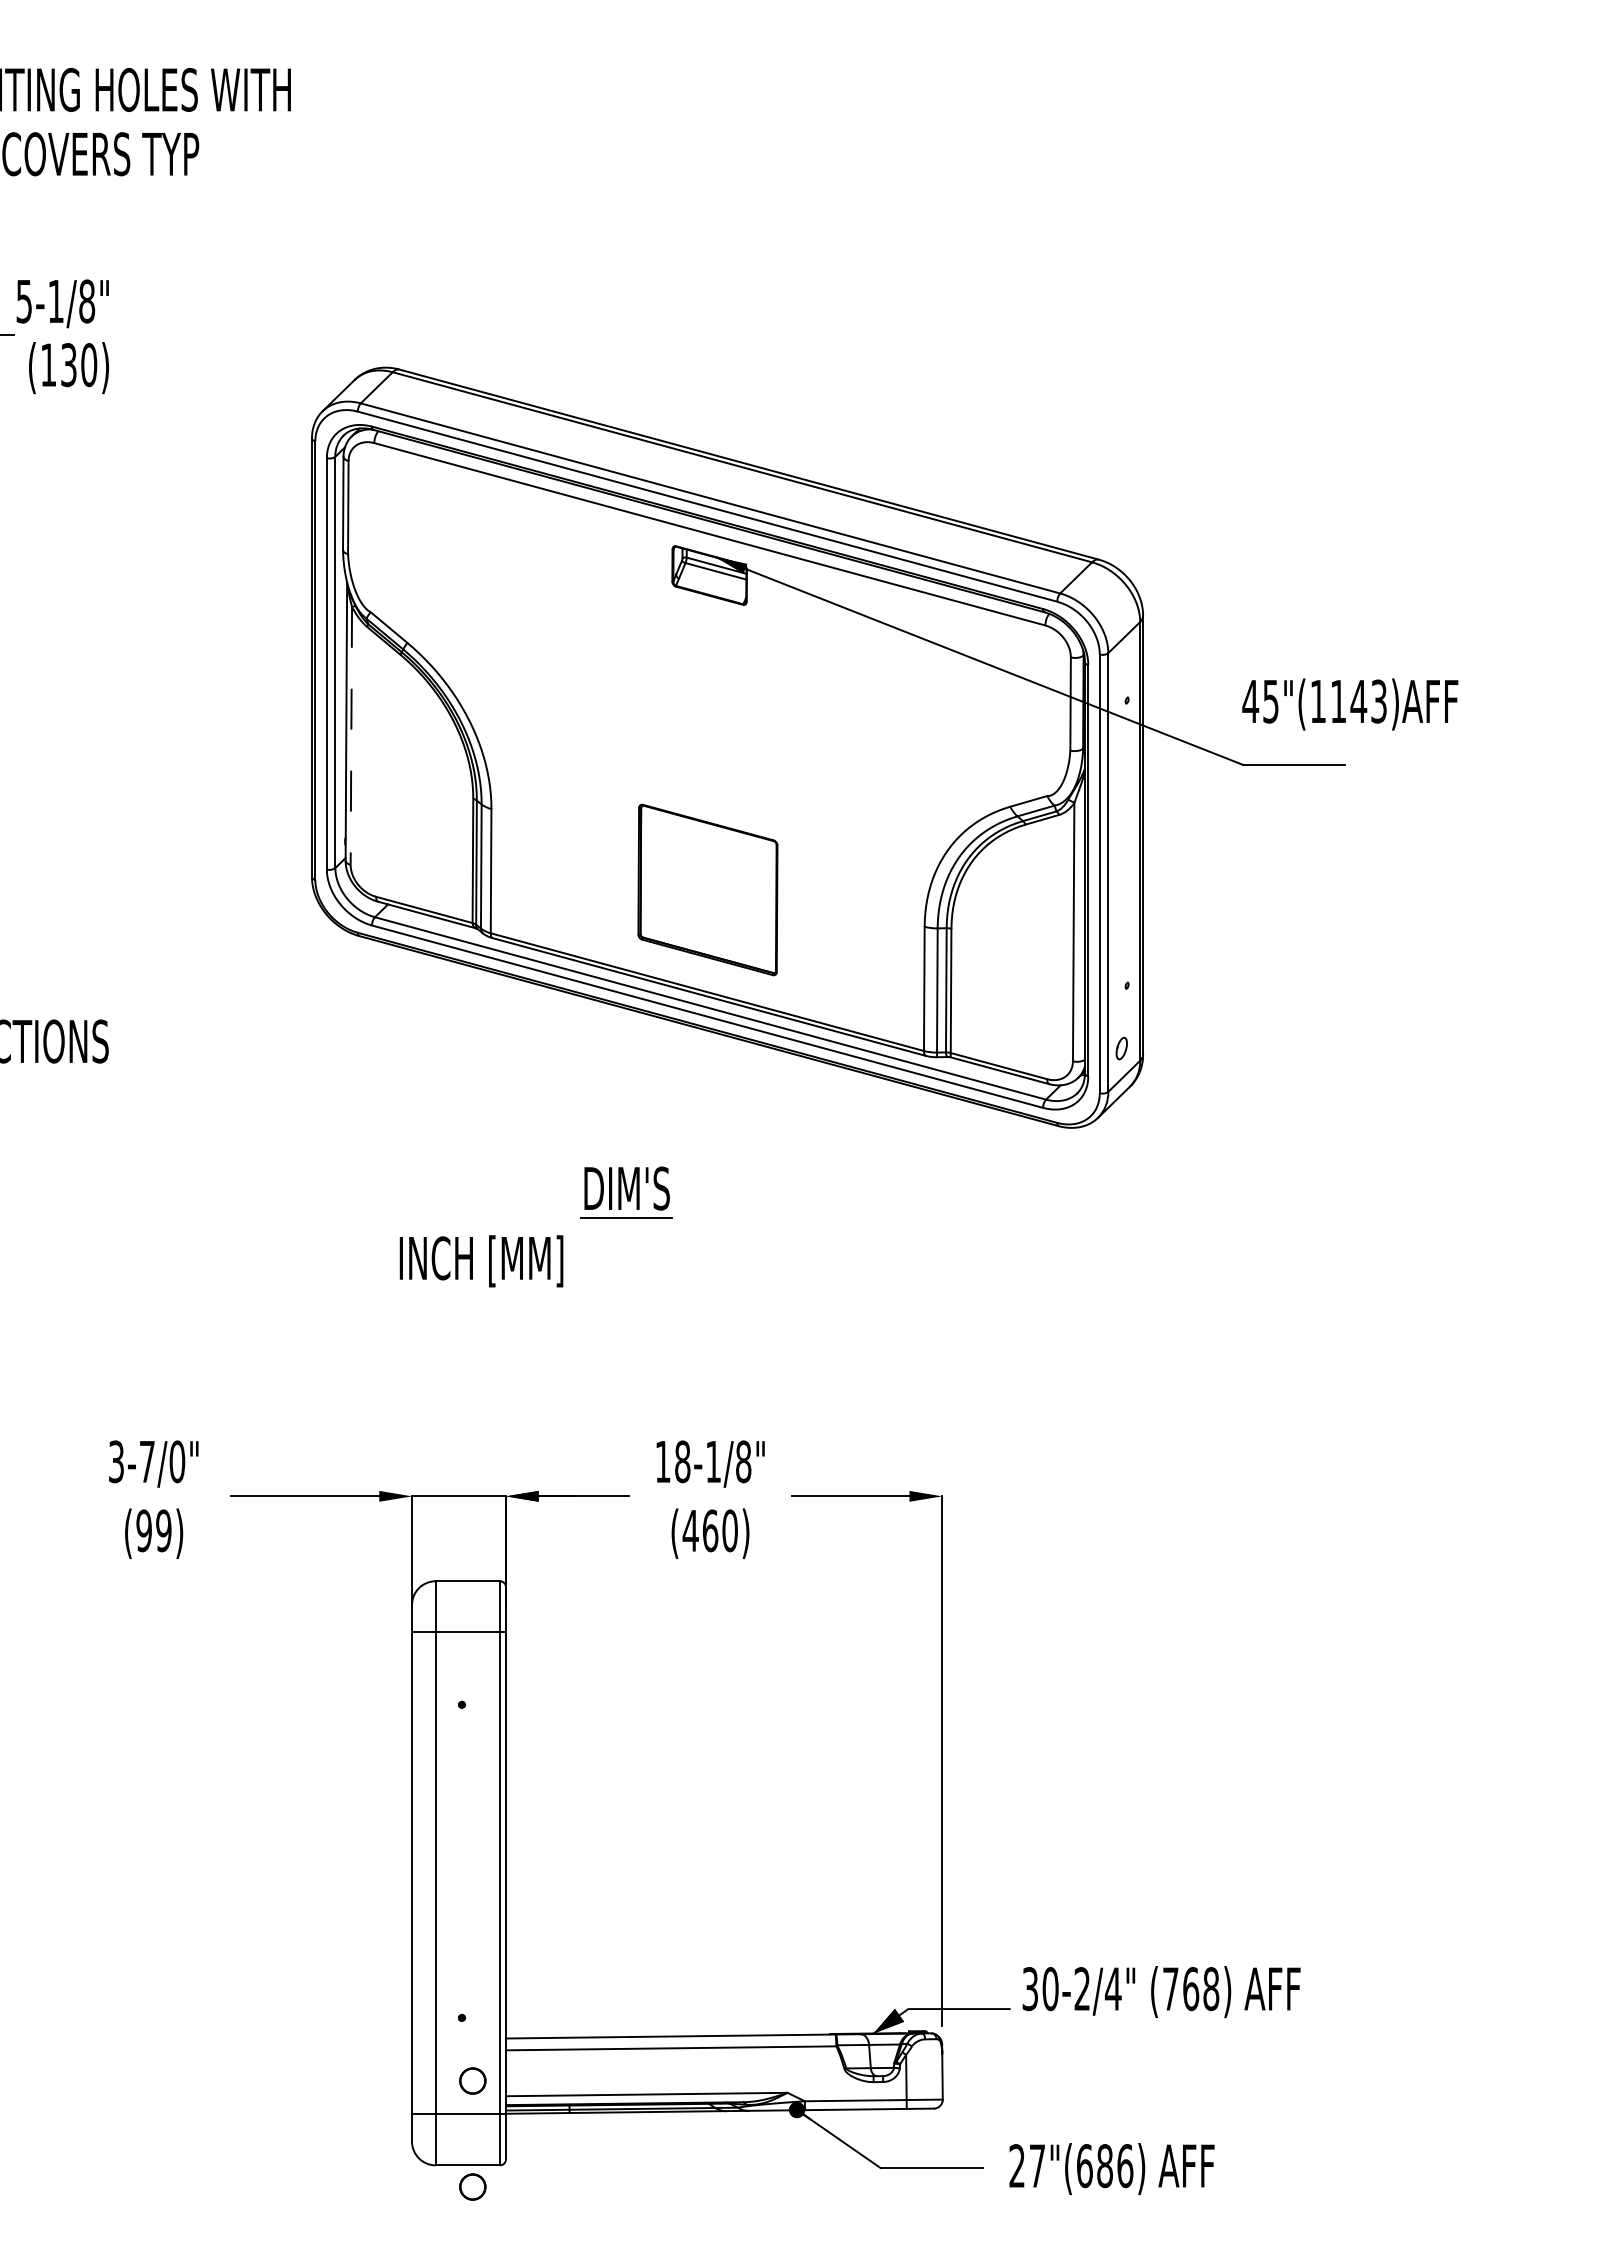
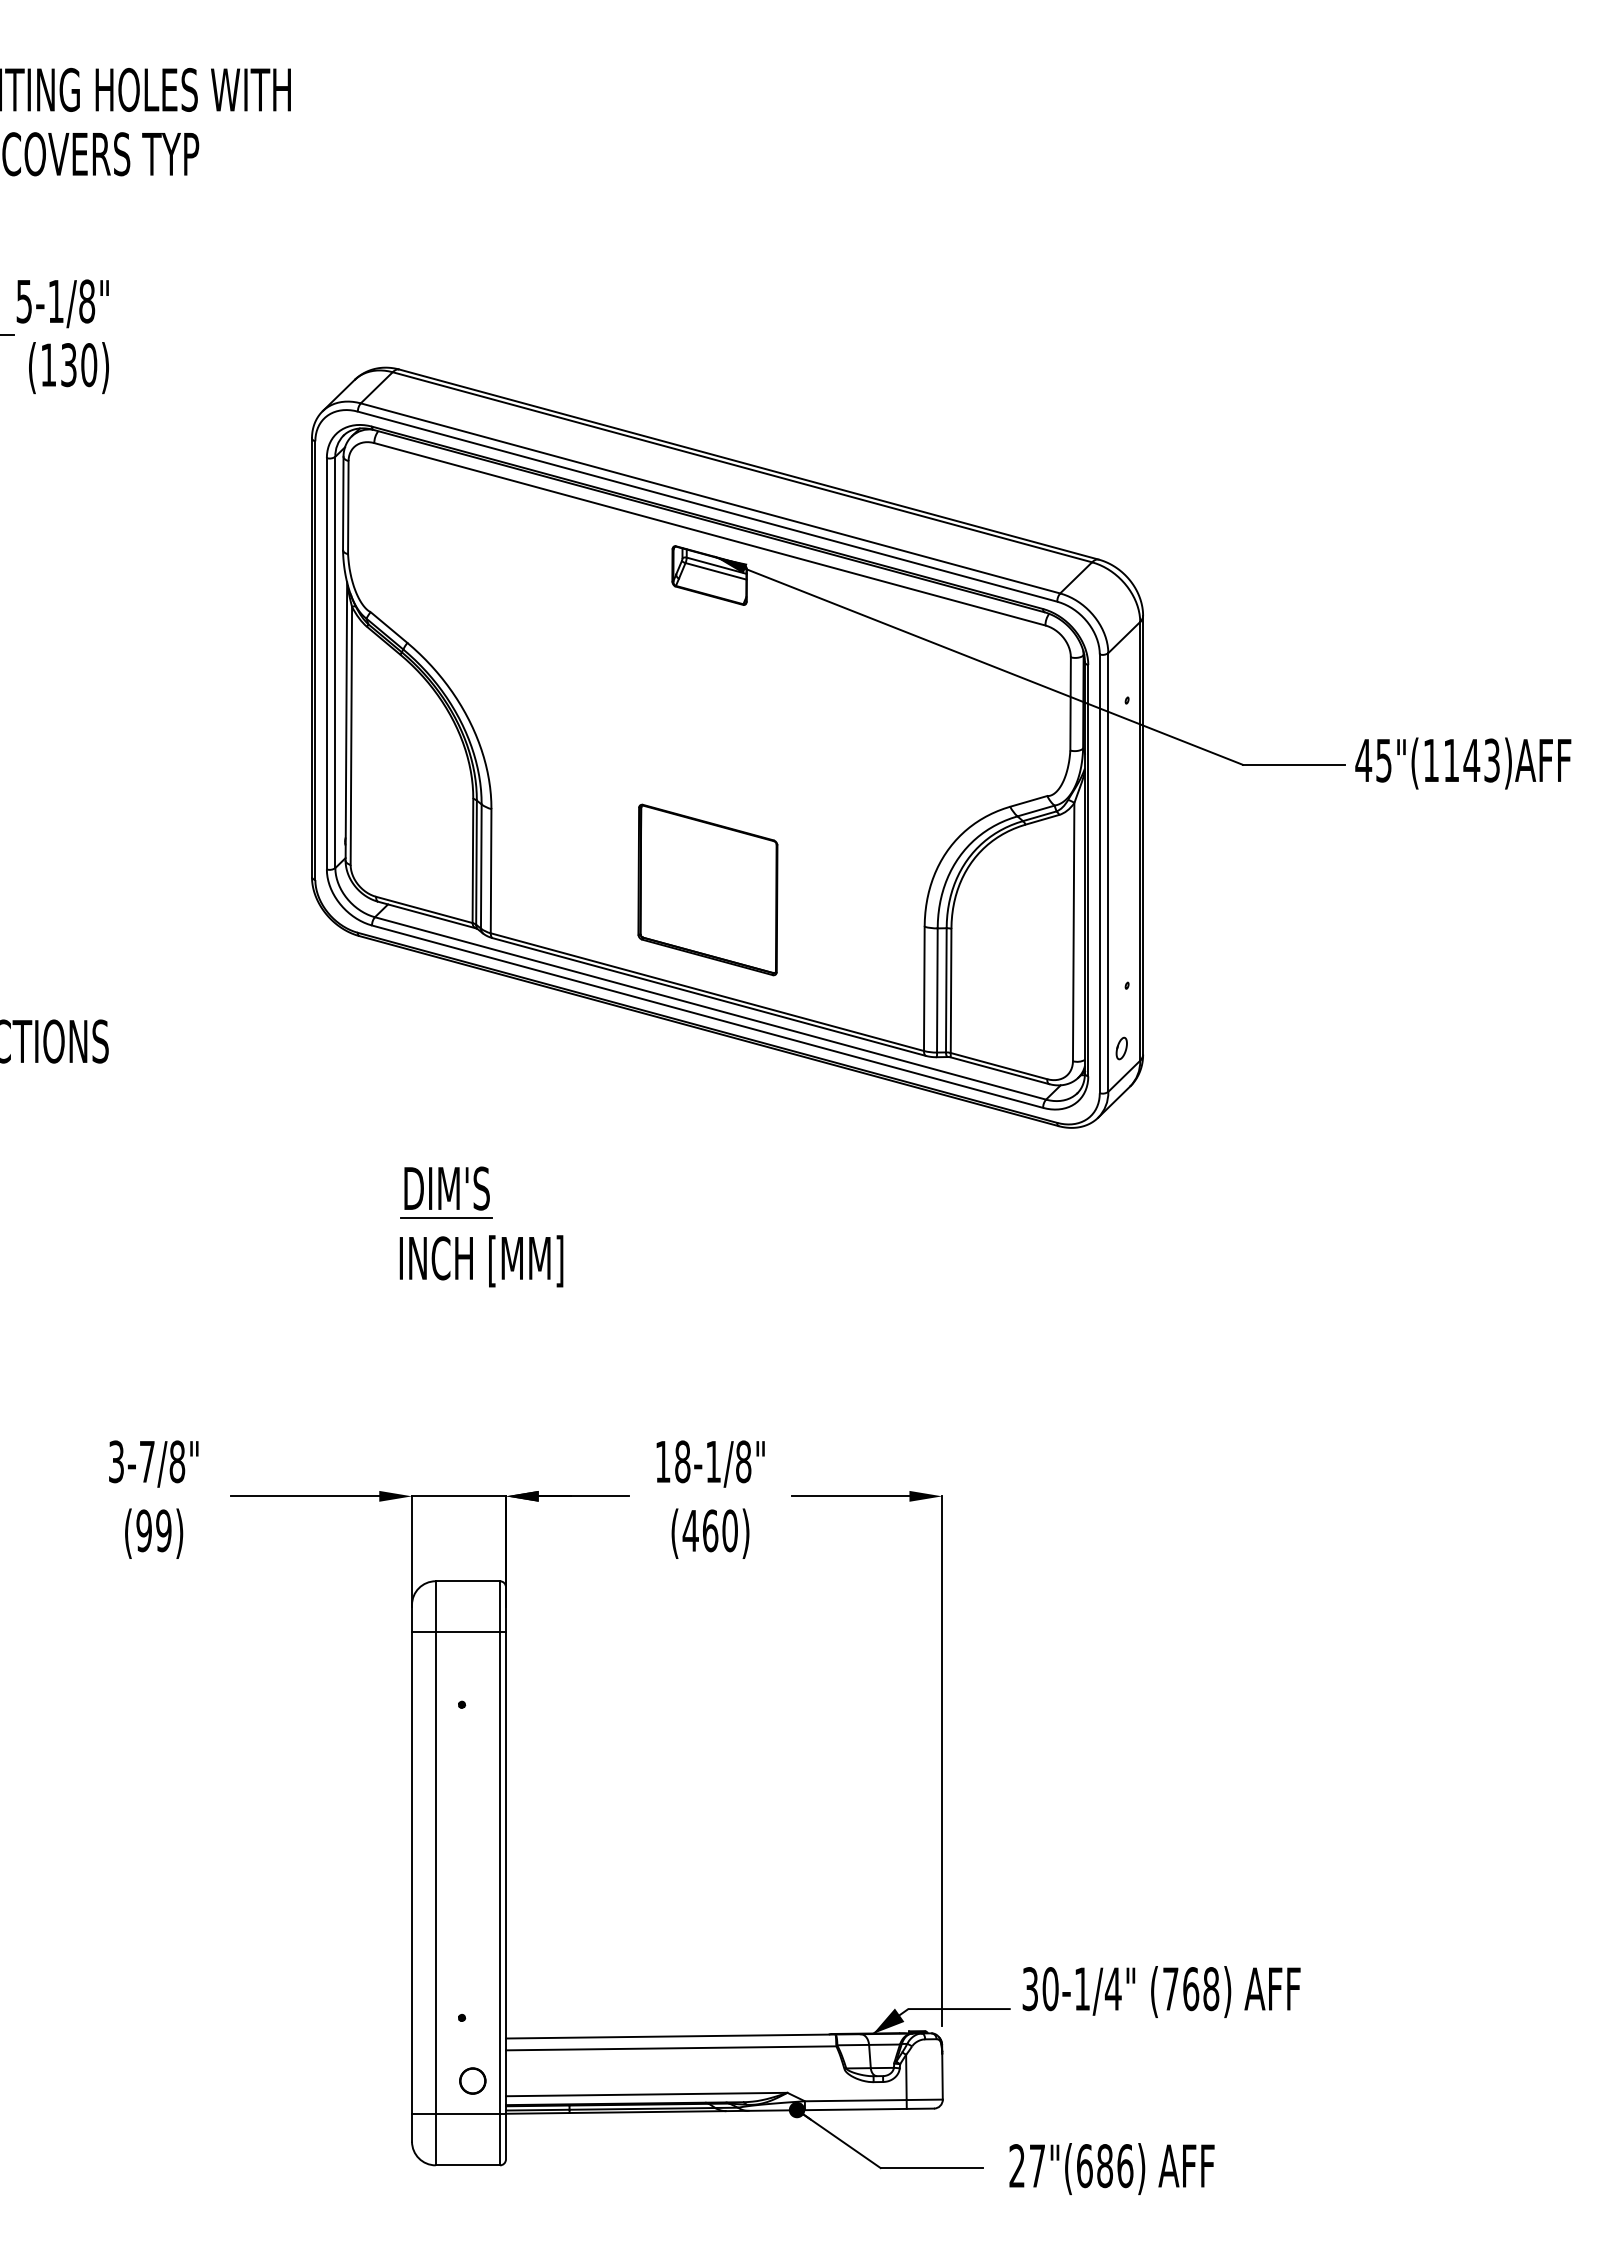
text position: (1350, 704) -> (1463, 763) (1463, 763)
line: dashed -> solid (351, 736)
part position: (626, 1192) -> (446, 1192) (446, 1192)
text: 3-7/0" -> 3-7/8" (177, 1461)
text: 30-2/4" -> 30-1/4" (1081, 1988)
circle: present -> none (472, 2186)
